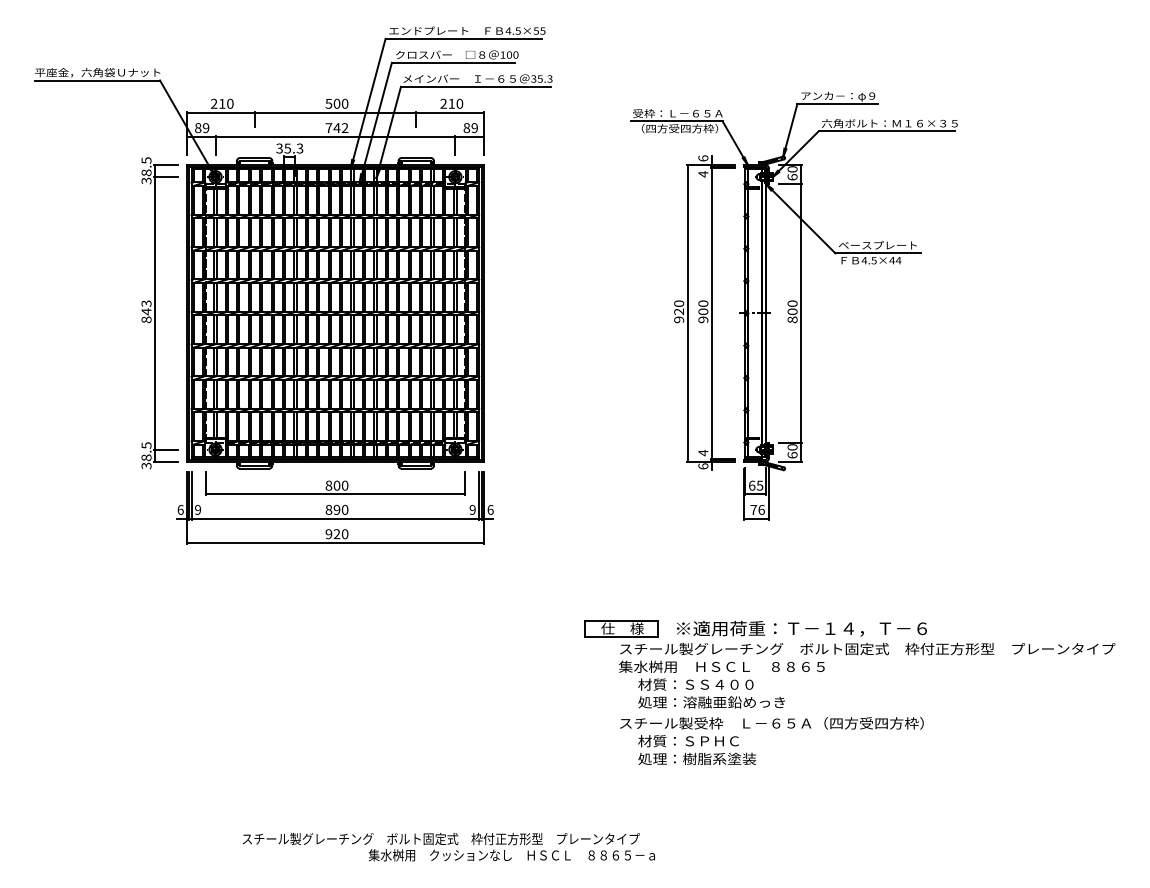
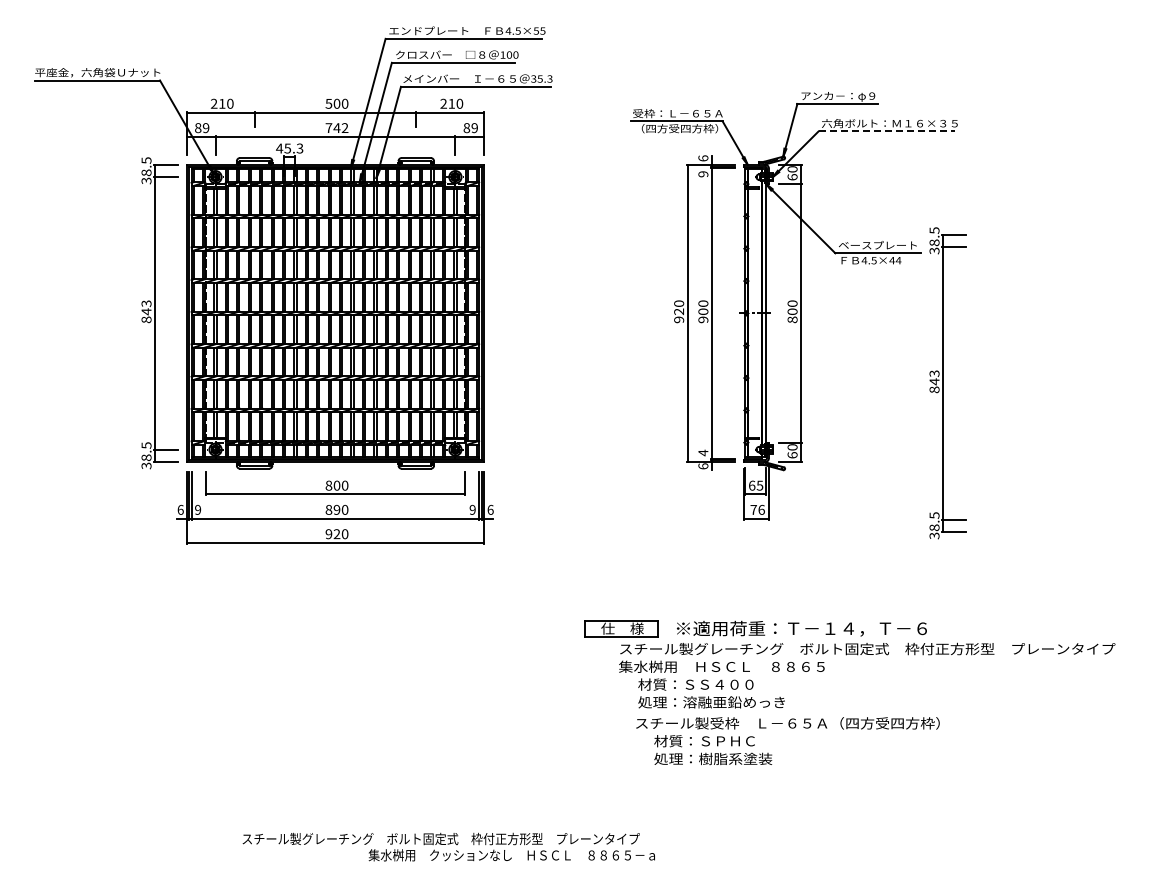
line: solid -> dashed (887, 131)
text: 35.3 -> 45.3 (279, 148)
text: 4 -> 9 (703, 174)
part: none -> present (947, 383)
text position: (771, 741) -> (787, 741) (787, 741)
